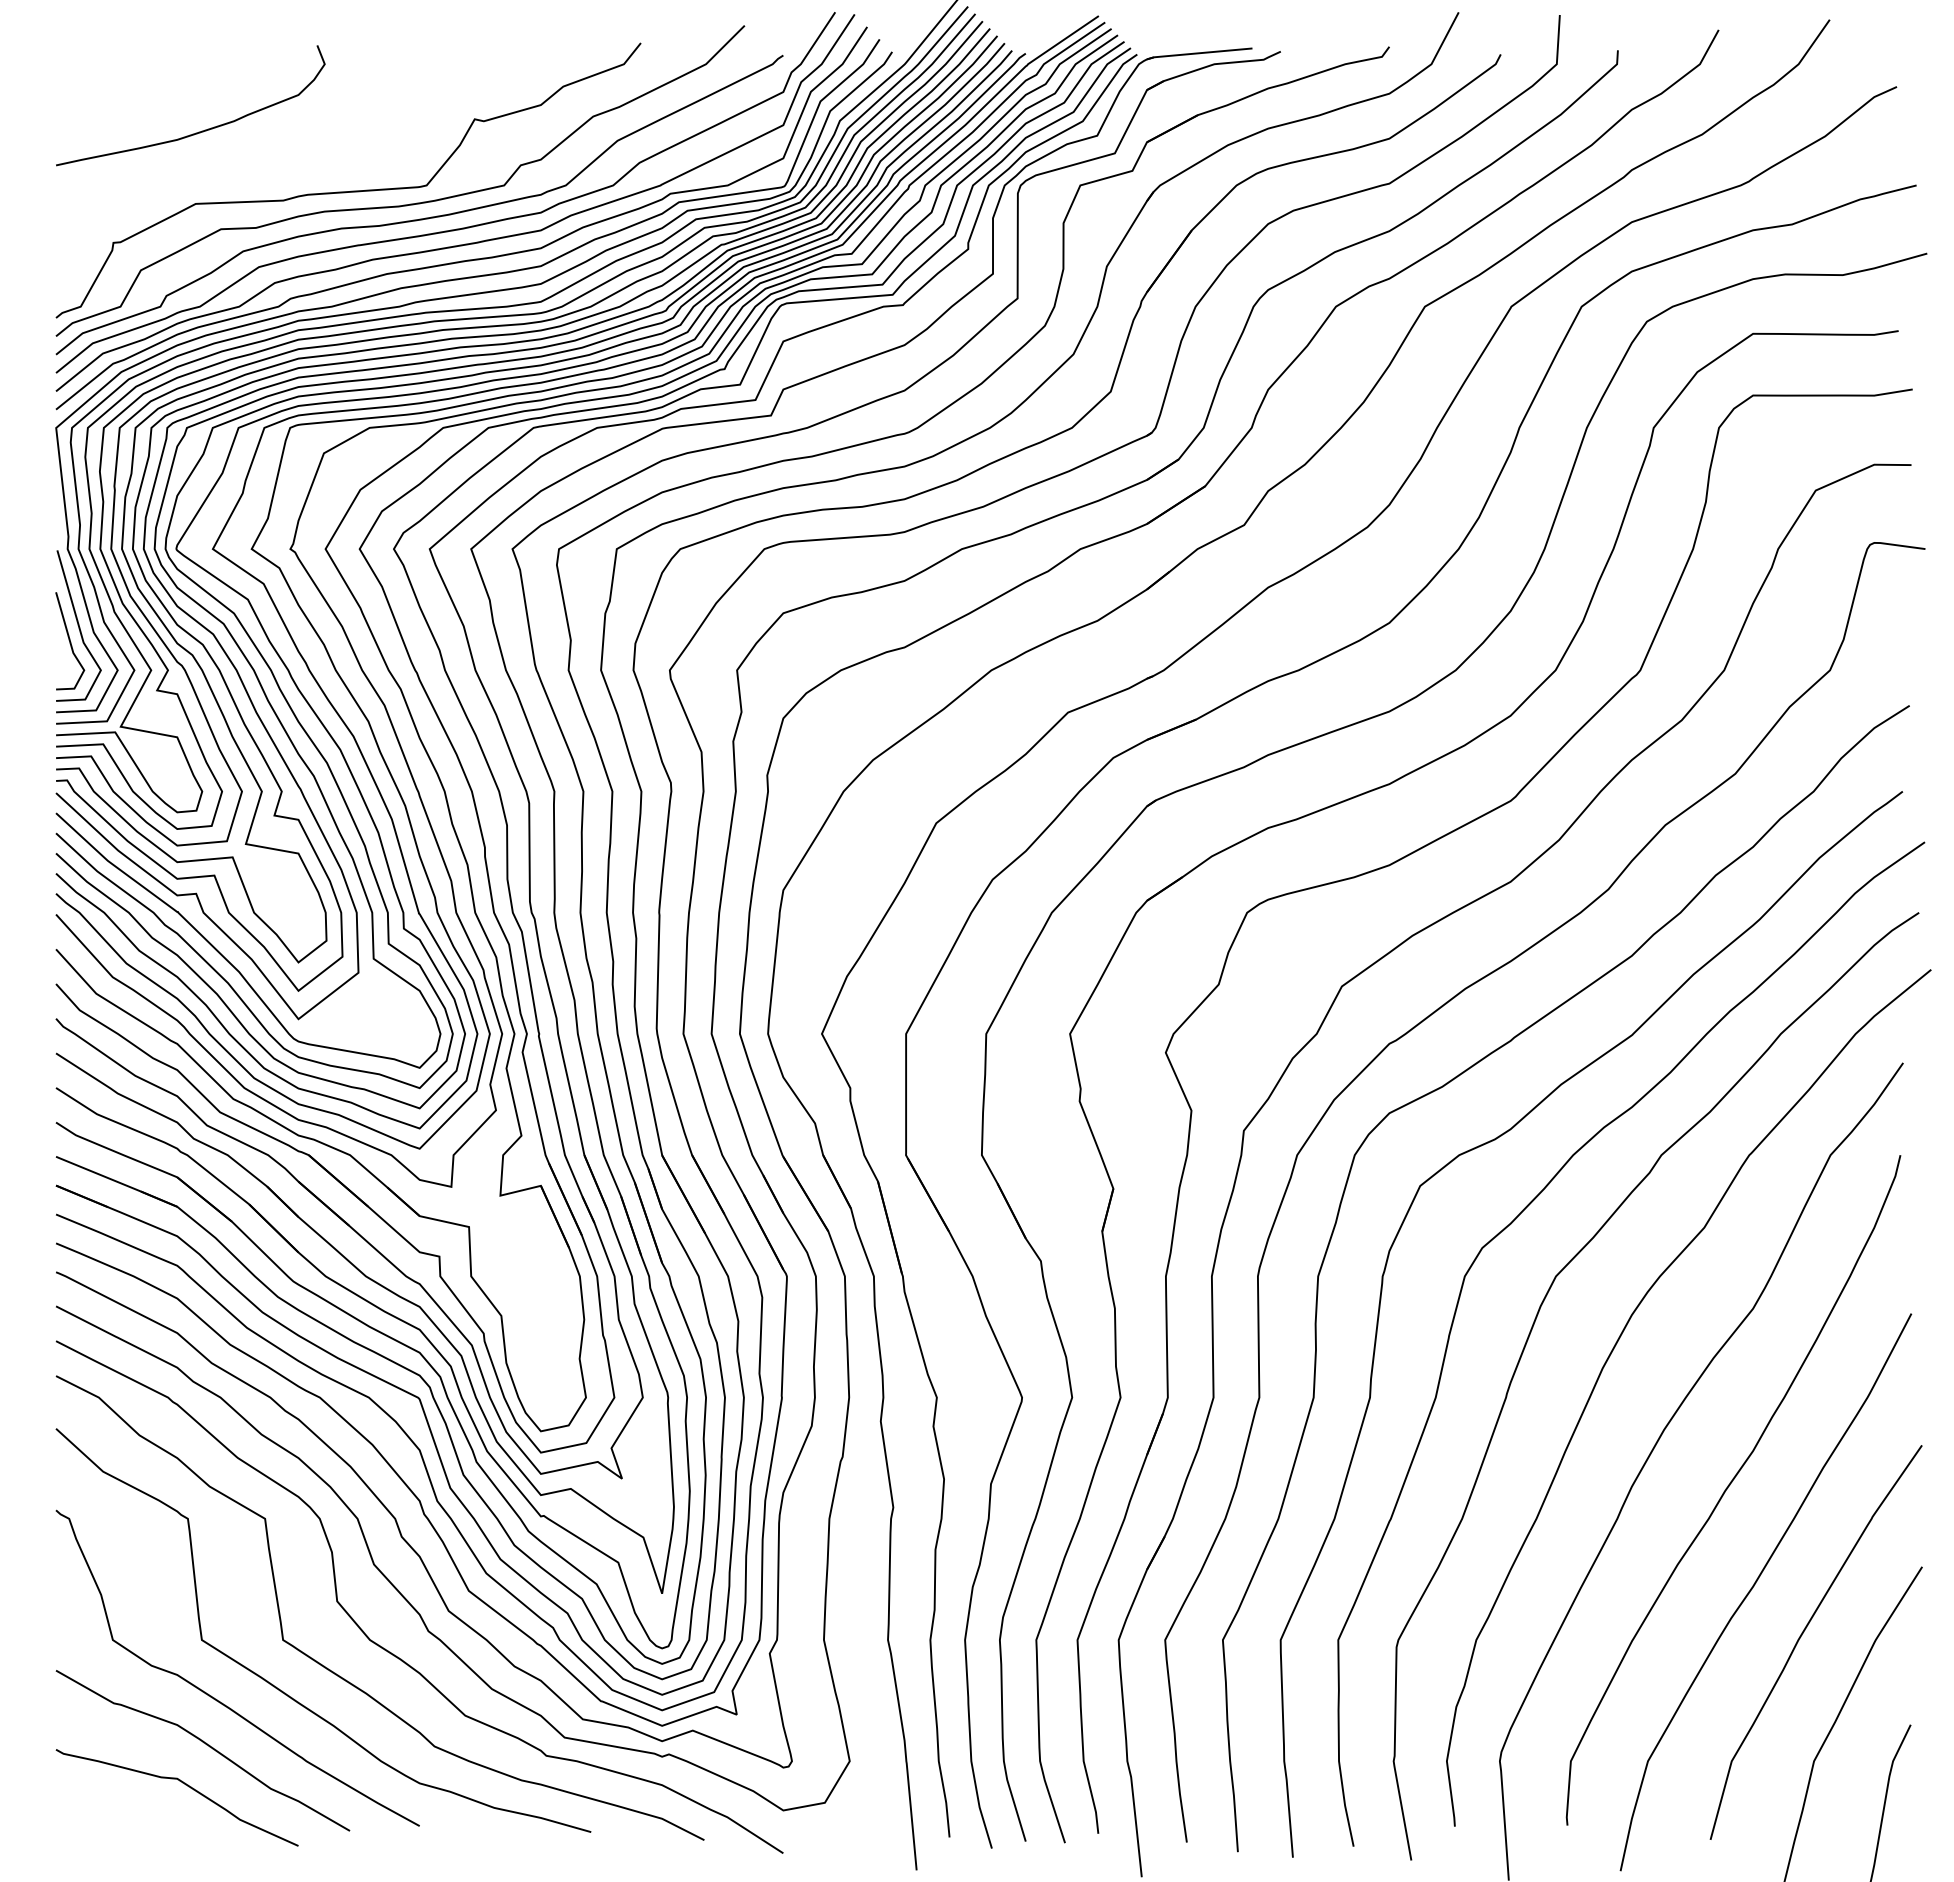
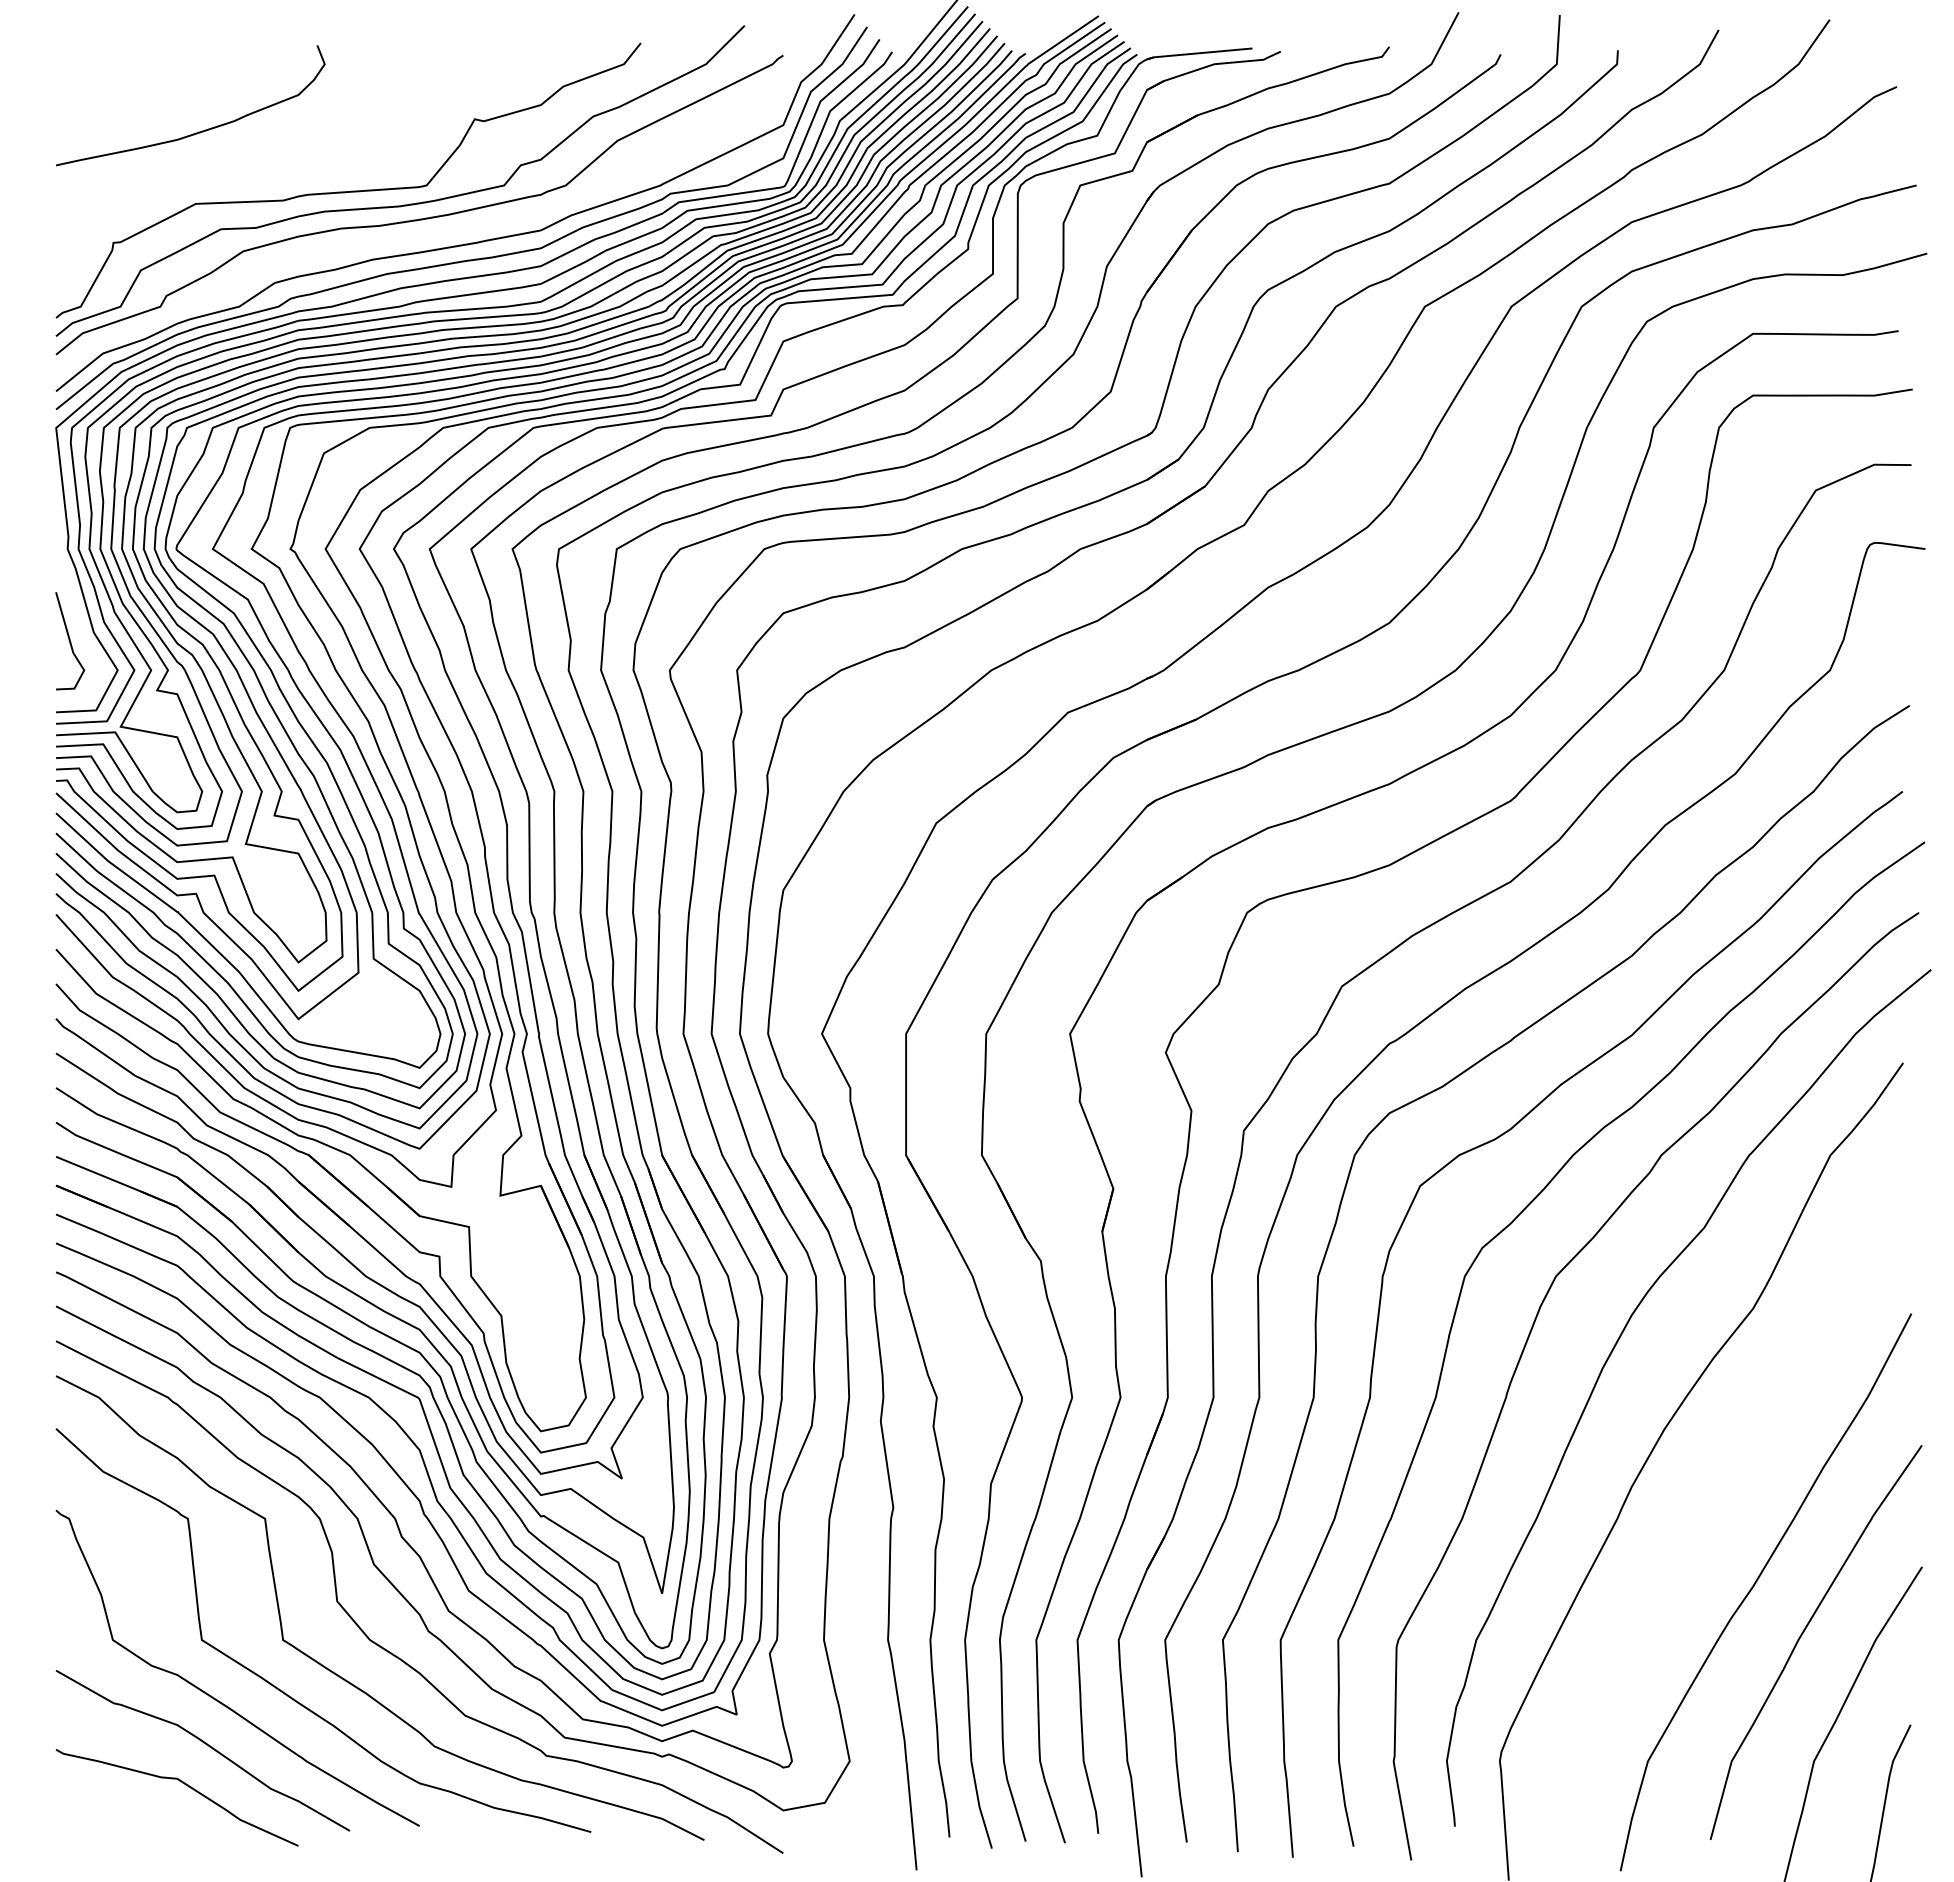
curve: present -> none (450, 229)
line: present -> none (78, 625)
curve: present -> none (1728, 1488)
